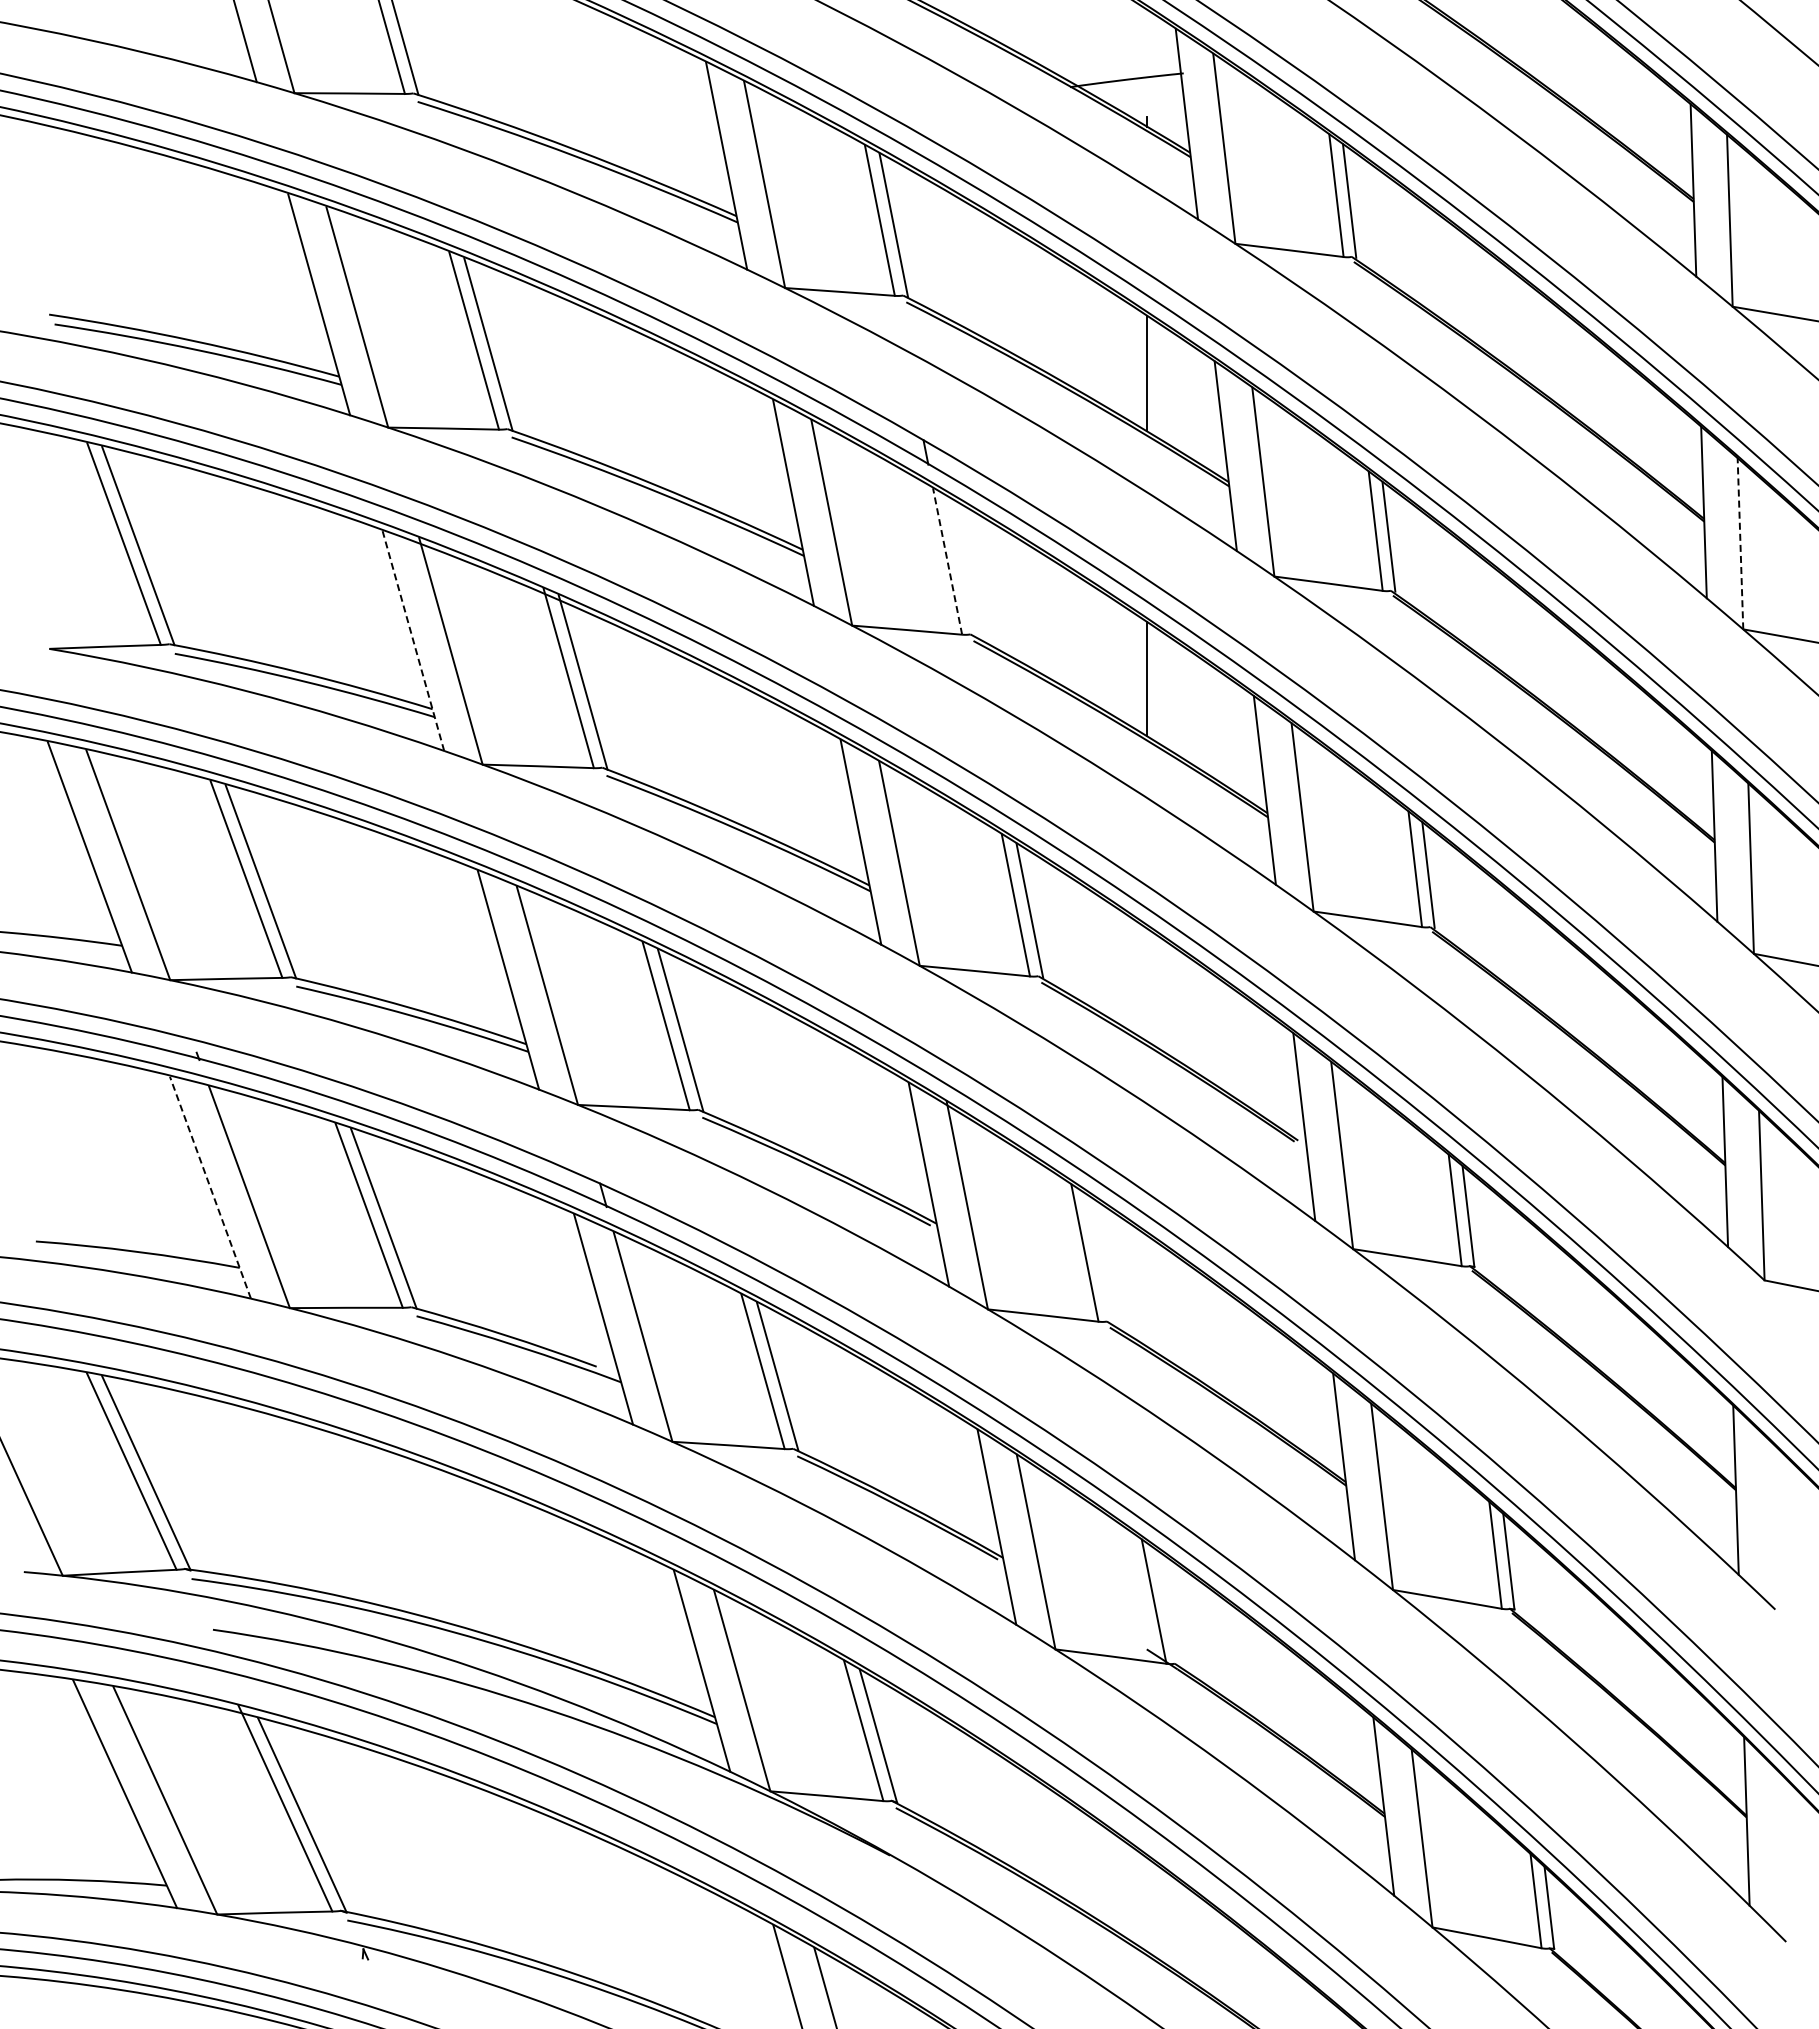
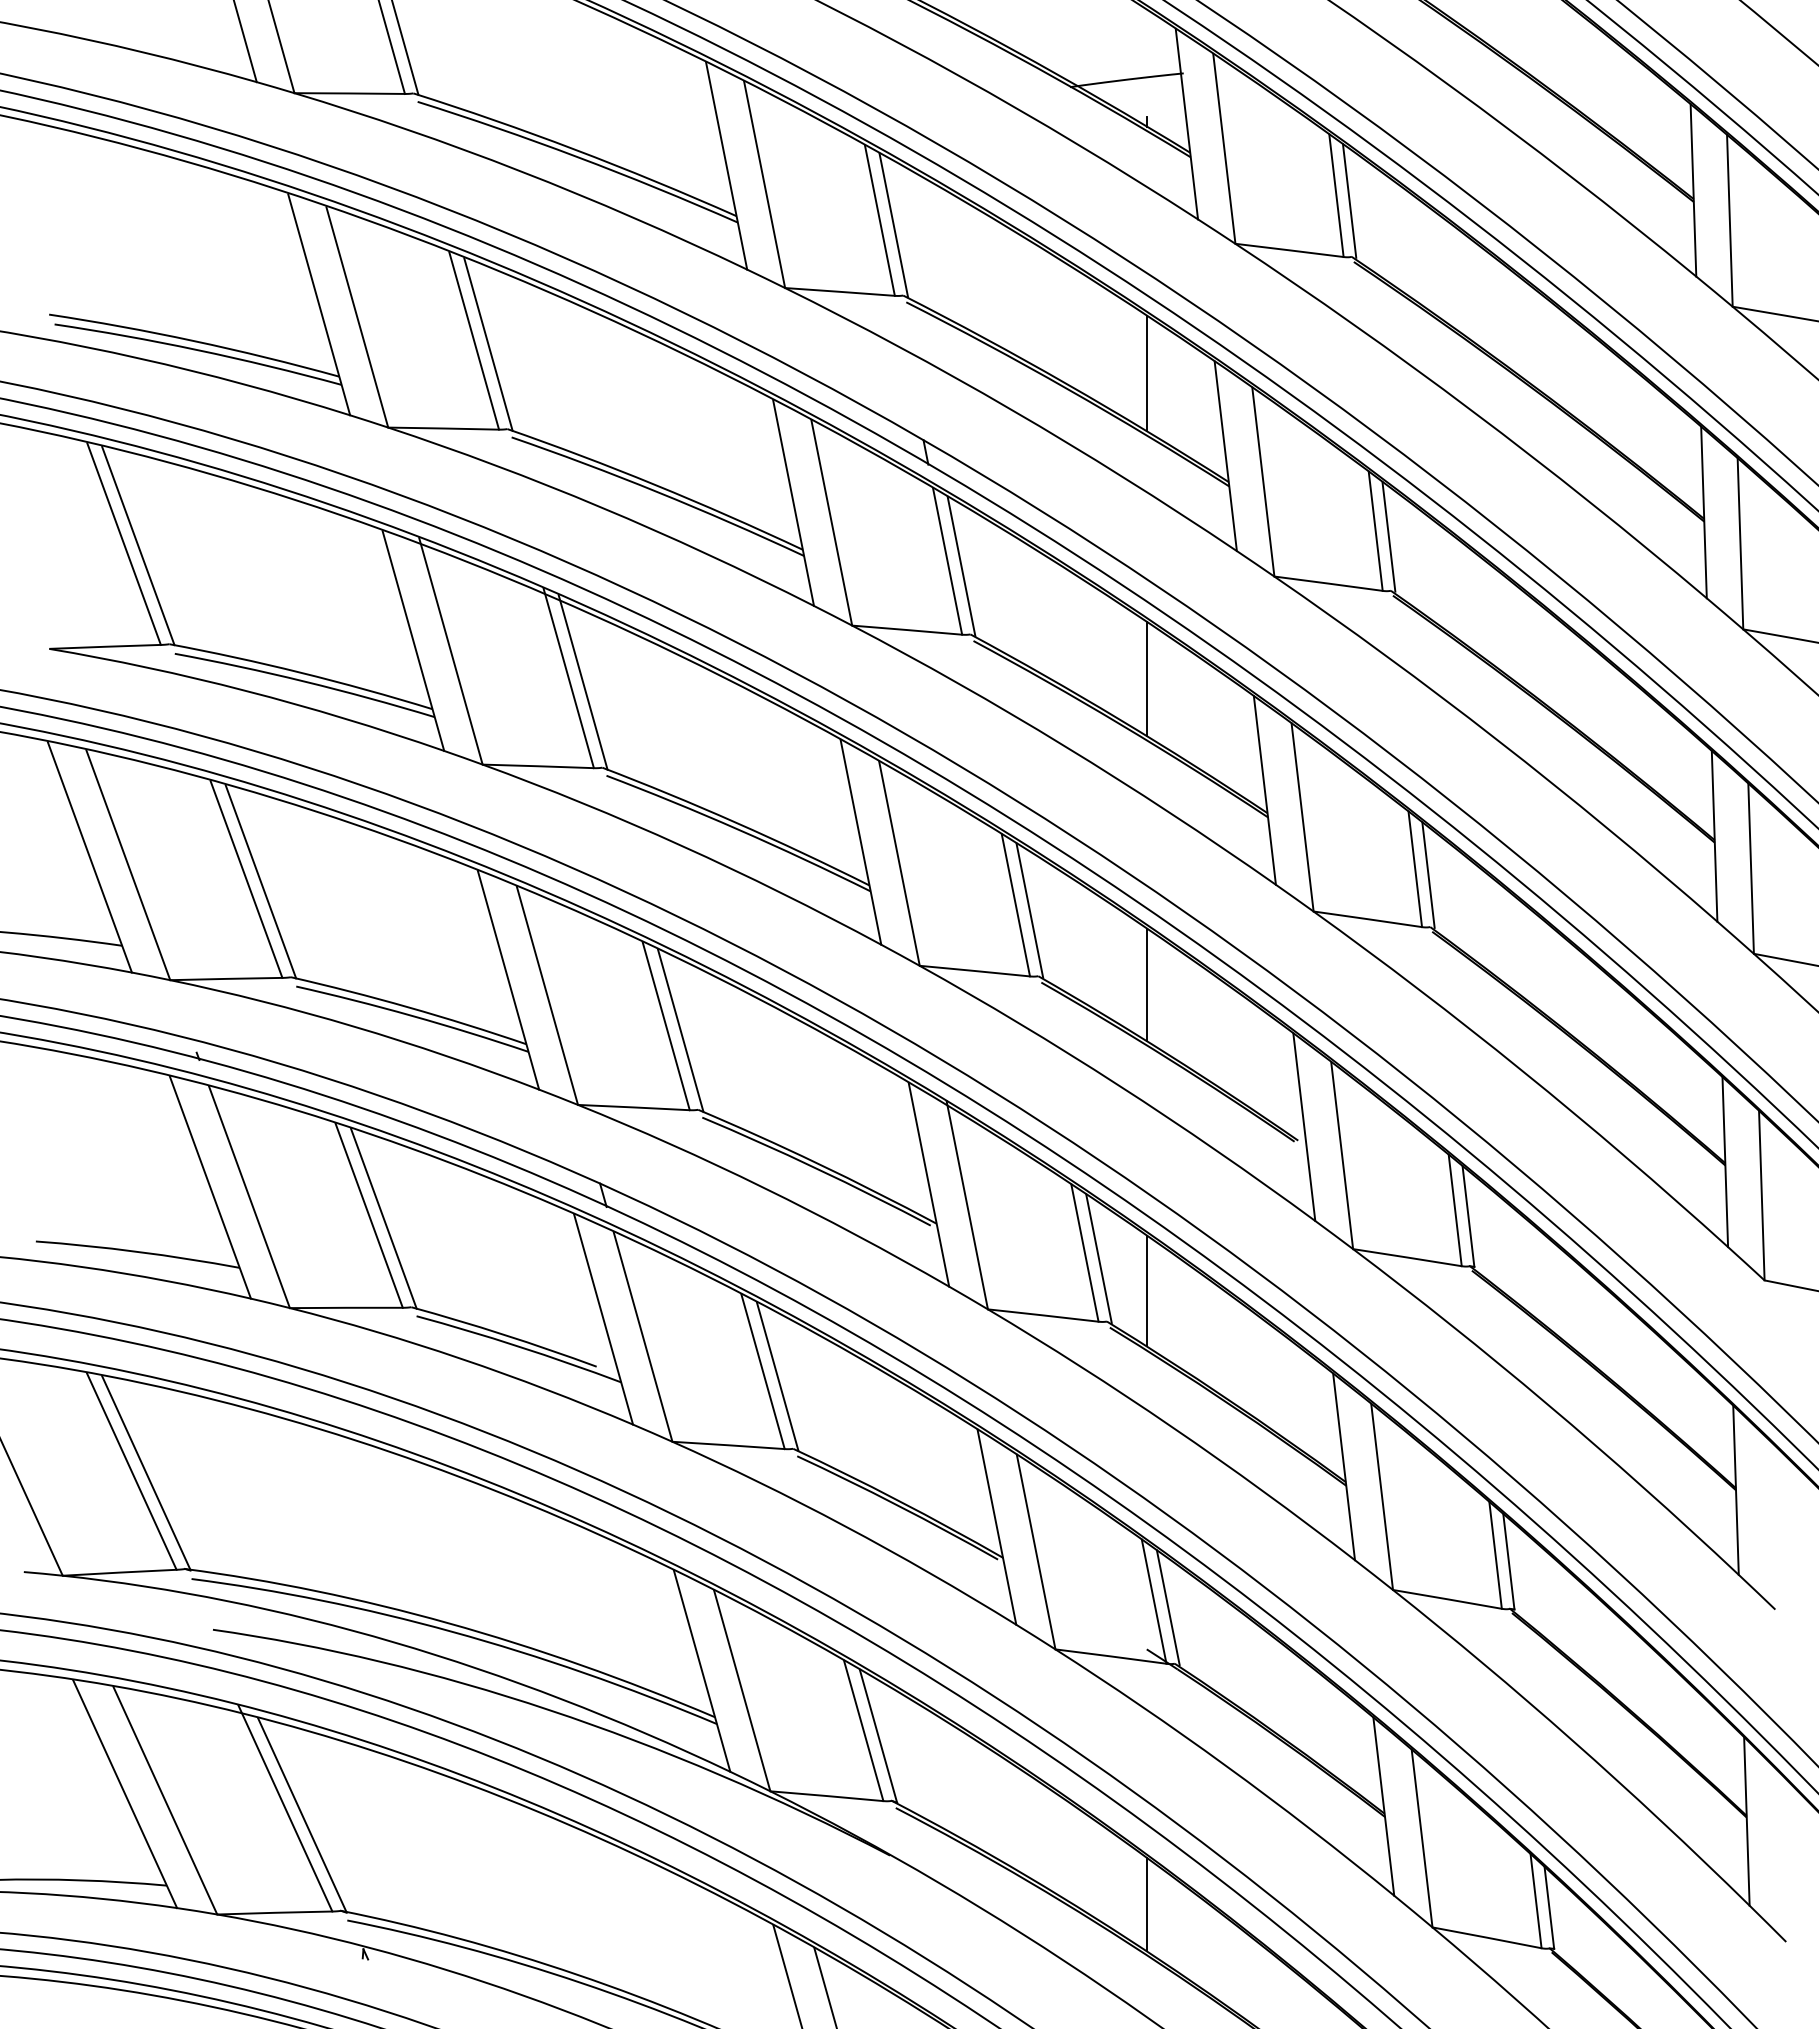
line: dashed -> solid (1740, 543)
line: dashed -> solid (947, 561)
line: none -> present (961, 566)
line: dashed -> solid (413, 640)
line: none -> present (1146, 984)
line: dashed -> solid (210, 1187)
line: none -> present (1098, 1258)
line: none -> present (1146, 1290)
line: none -> present (1167, 1607)
line: none -> present (1146, 1904)
